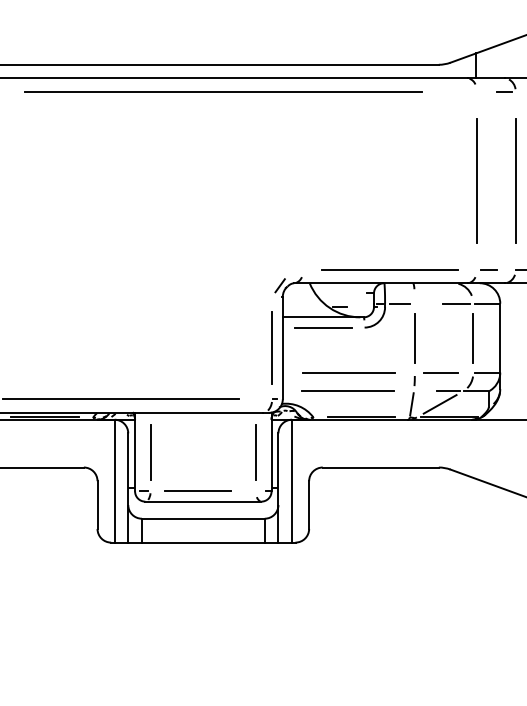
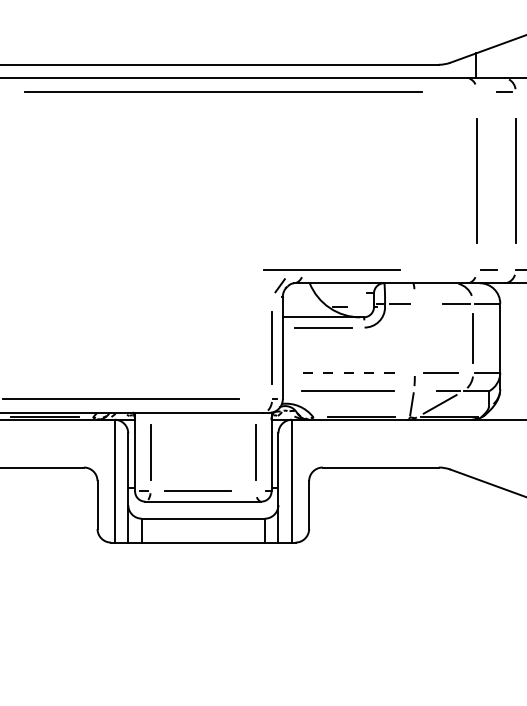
line position: (389, 269) -> (331, 269) (331, 269)
line: present -> none (414, 338)
line: solid -> dashed (349, 373)
